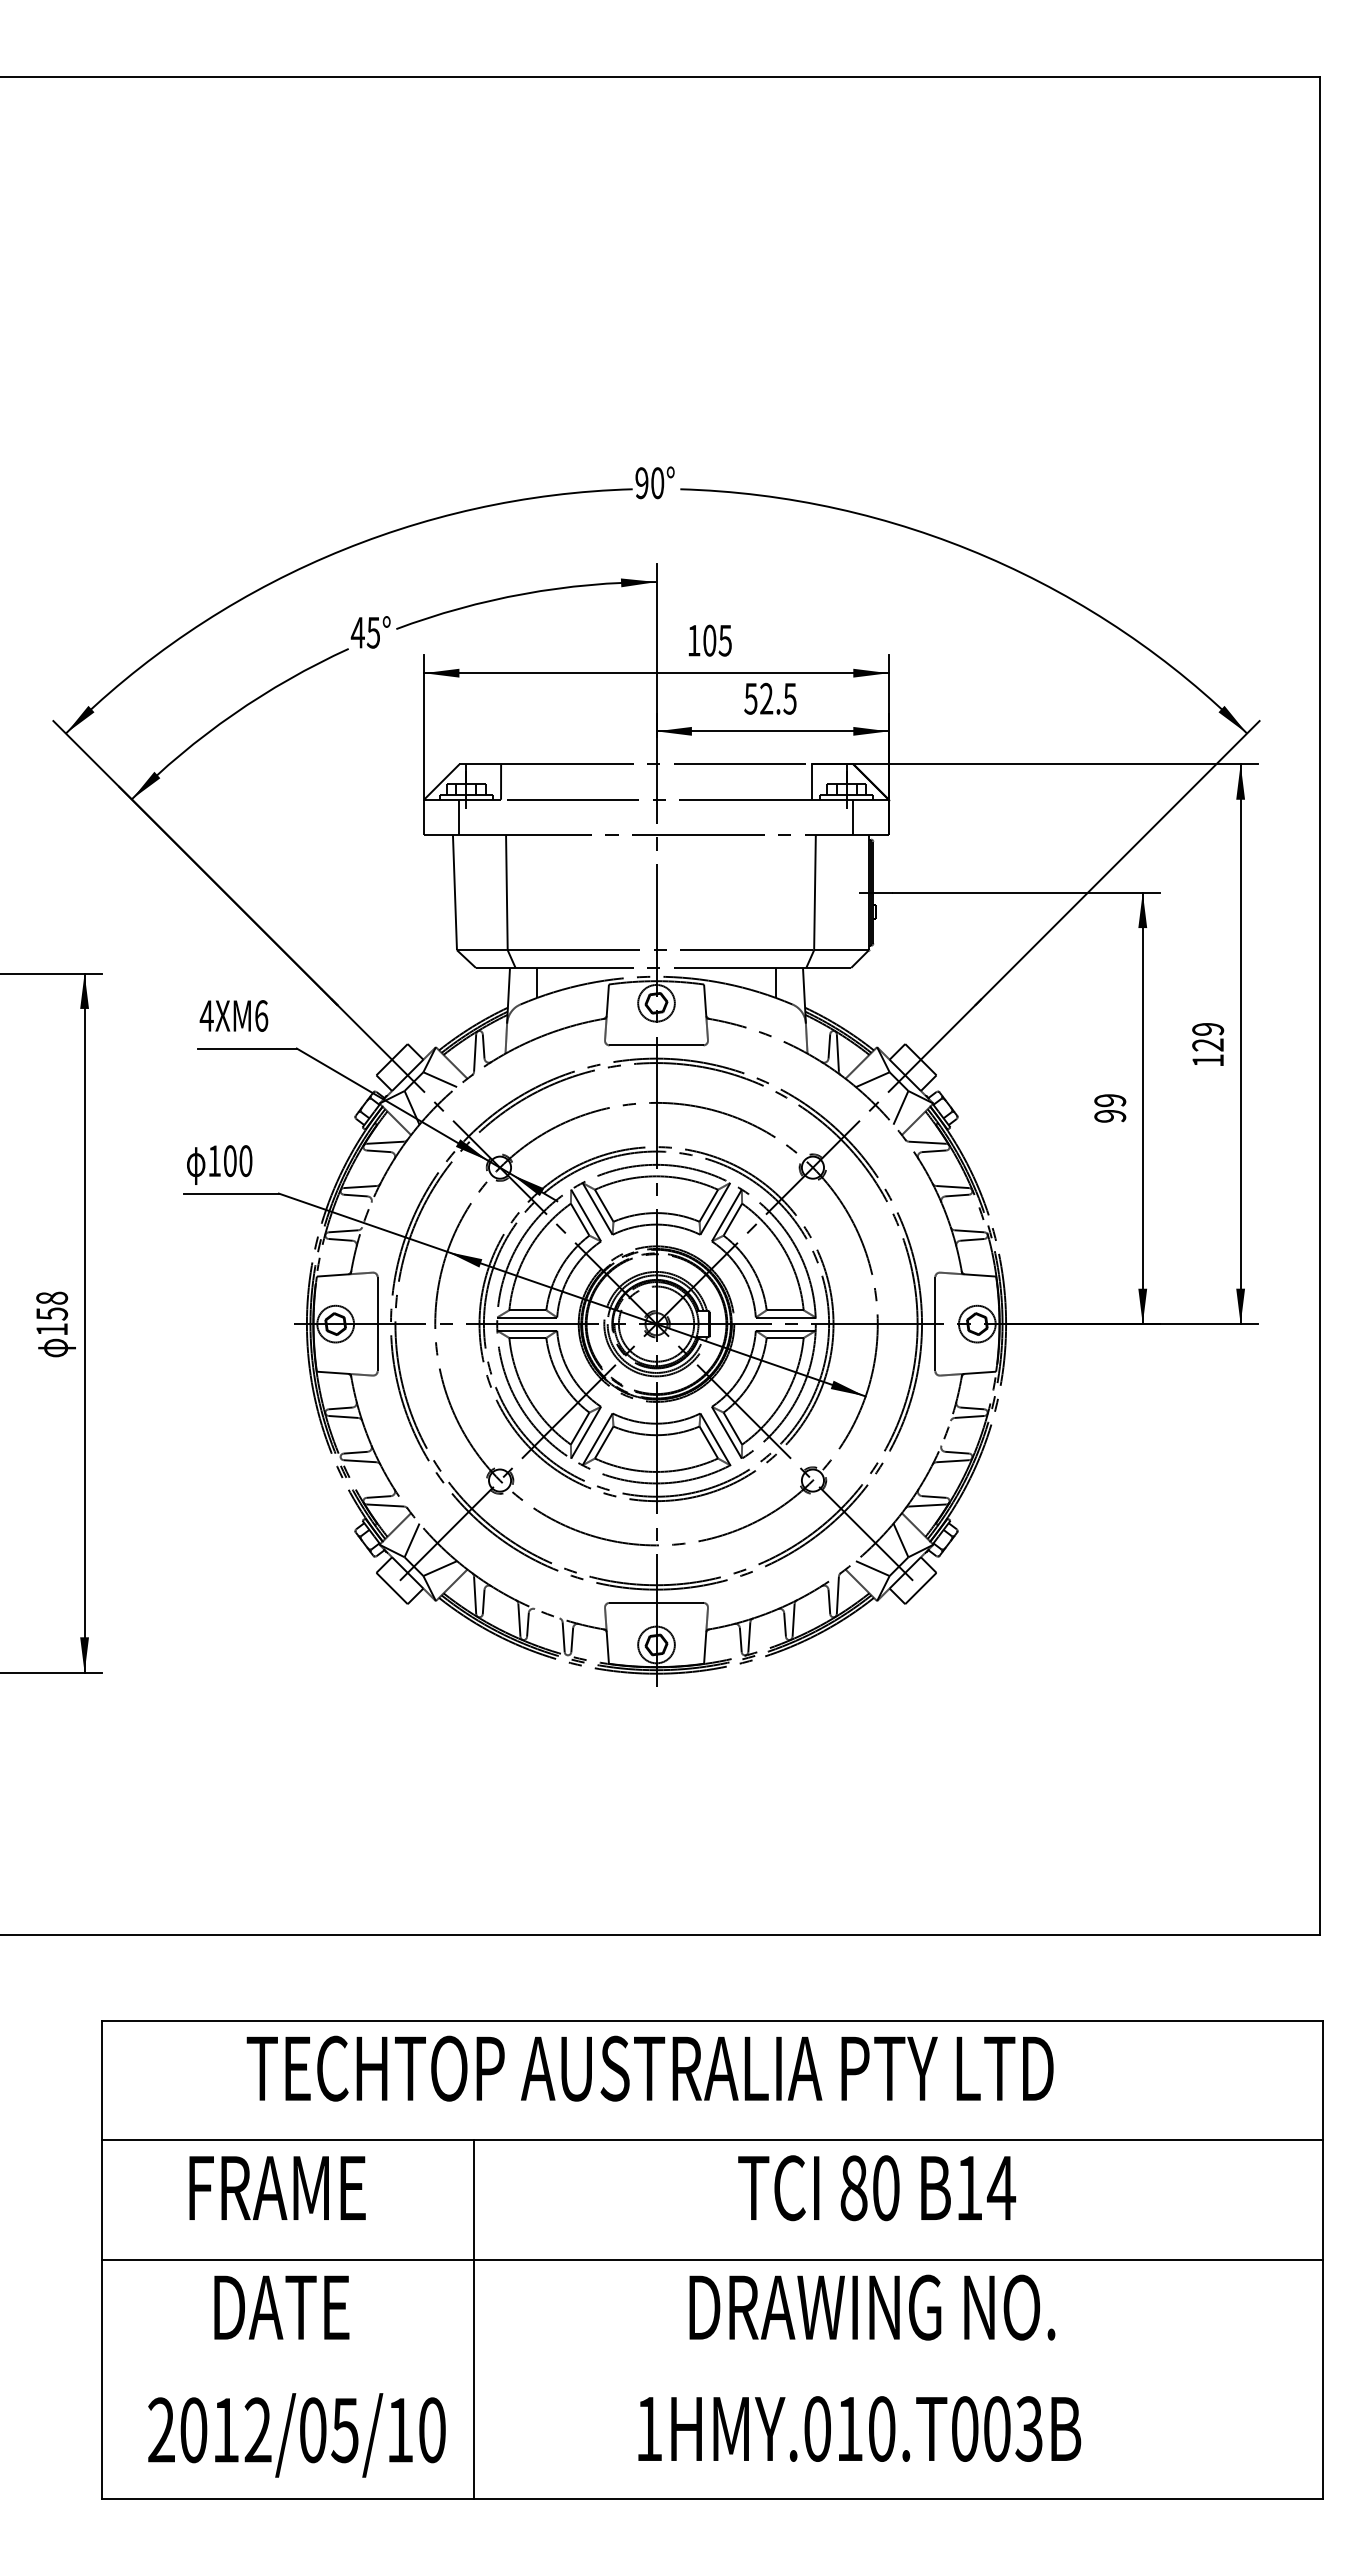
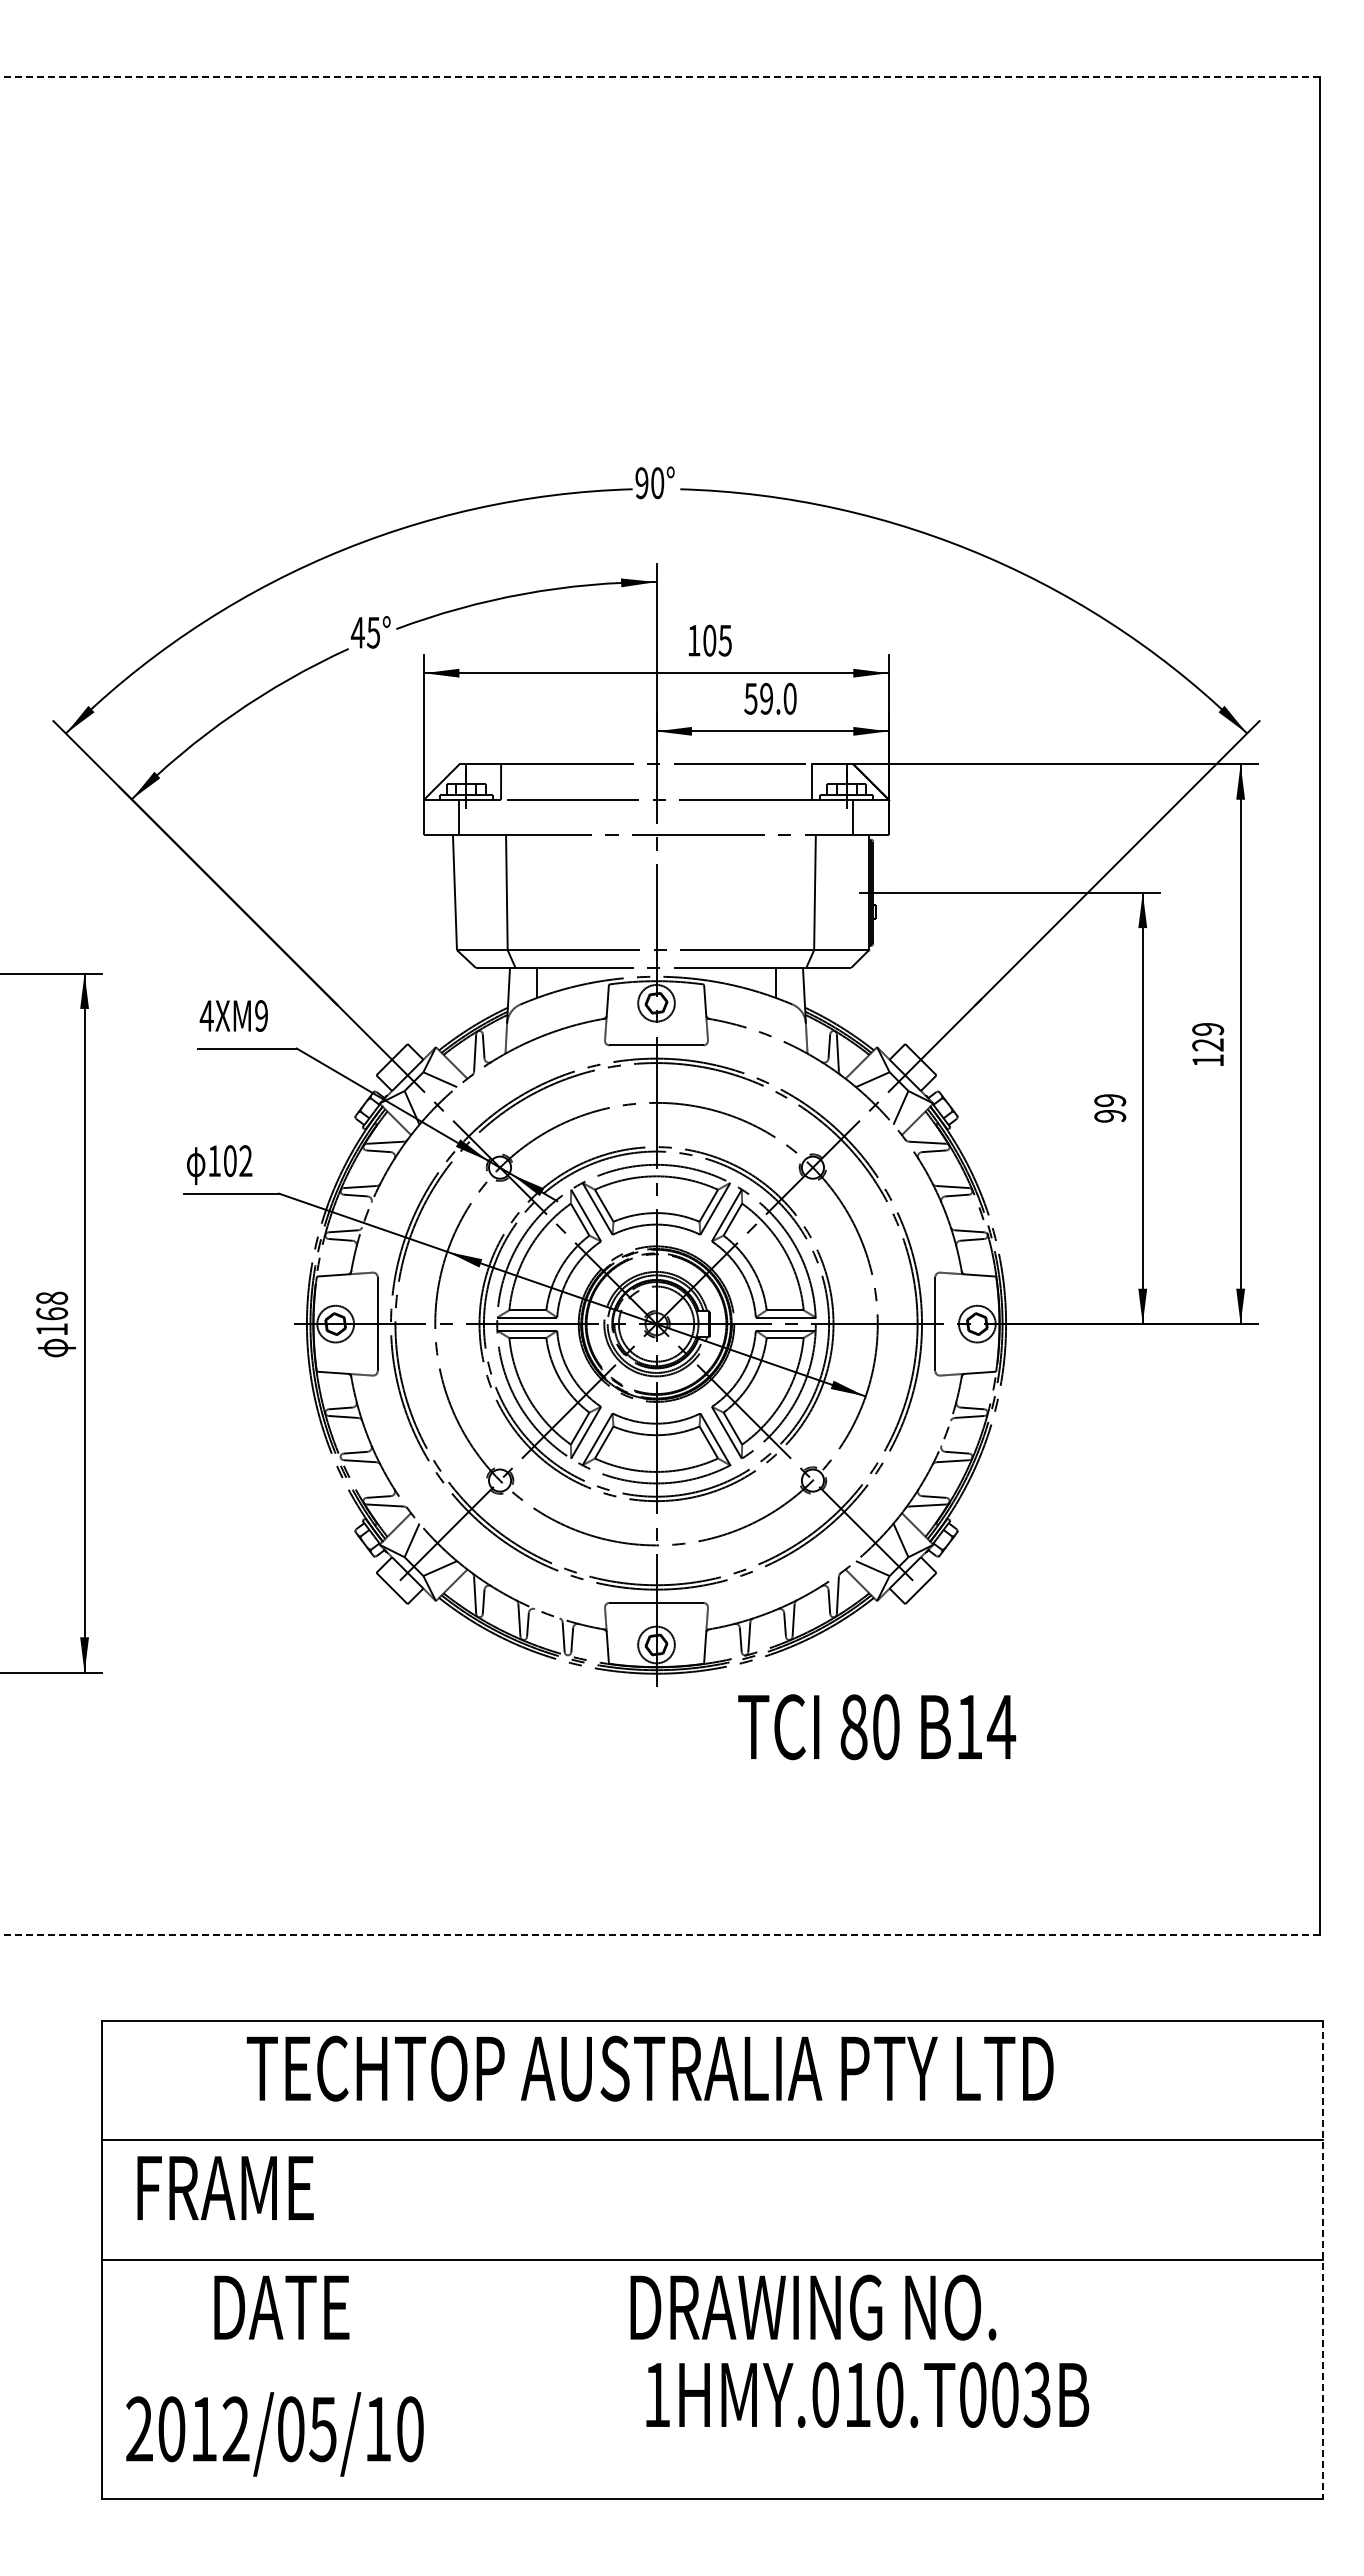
line: solid -> dashed (660, 77)
text: 52.5 -> 59.0 (778, 698)
text: 4XM6 -> 4XM9 (261, 1015)
text: 100 -> 102 (245, 1161)
text: 158 -> 168 (52, 1313)
line: solid -> dashed (660, 1935)
text position: (277, 2187) -> (225, 2187) (225, 2187)
text position: (877, 2188) -> (877, 1727) (877, 1727)
line: solid -> dashed (1323, 2259)
text position: (872, 2307) -> (813, 2307) (813, 2307)
line: present -> none (473, 2319)
text position: (859, 2428) -> (867, 2394) (867, 2394)
text position: (296, 2435) -> (274, 2434) (274, 2434)
